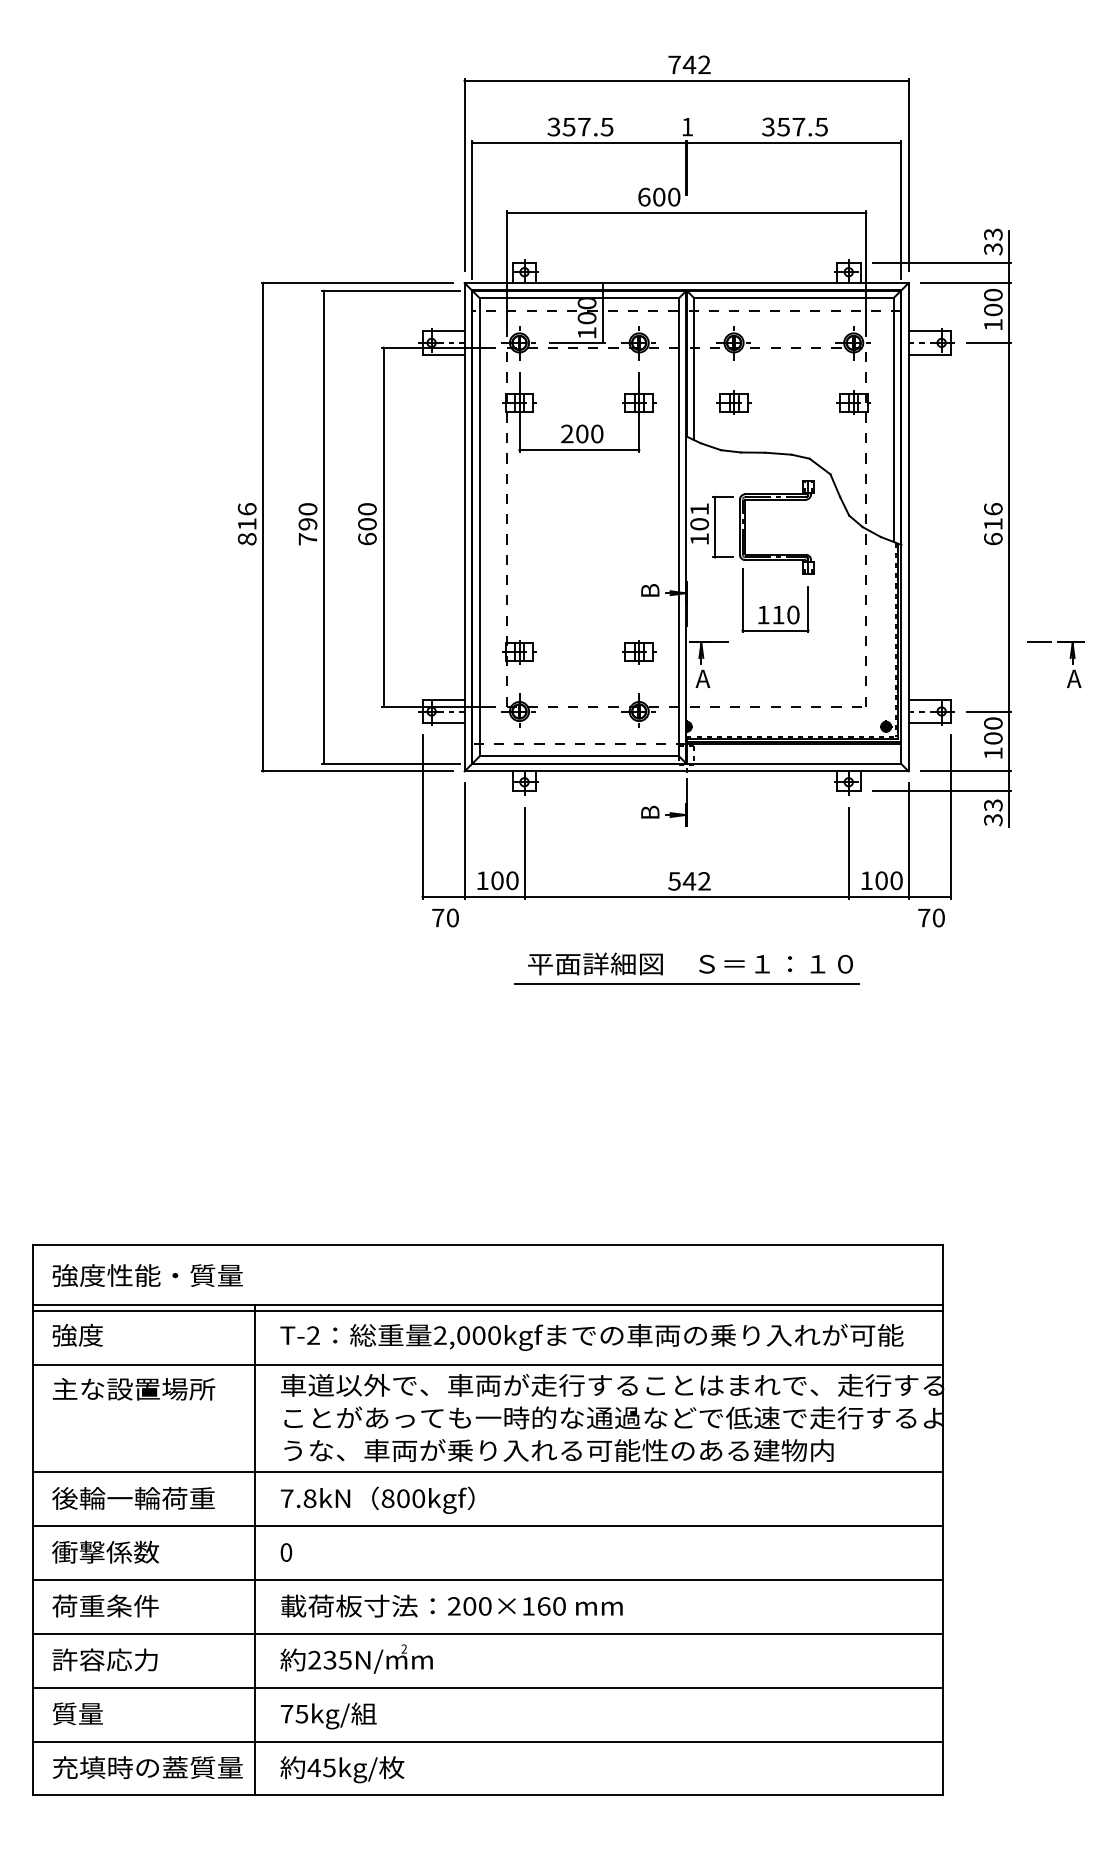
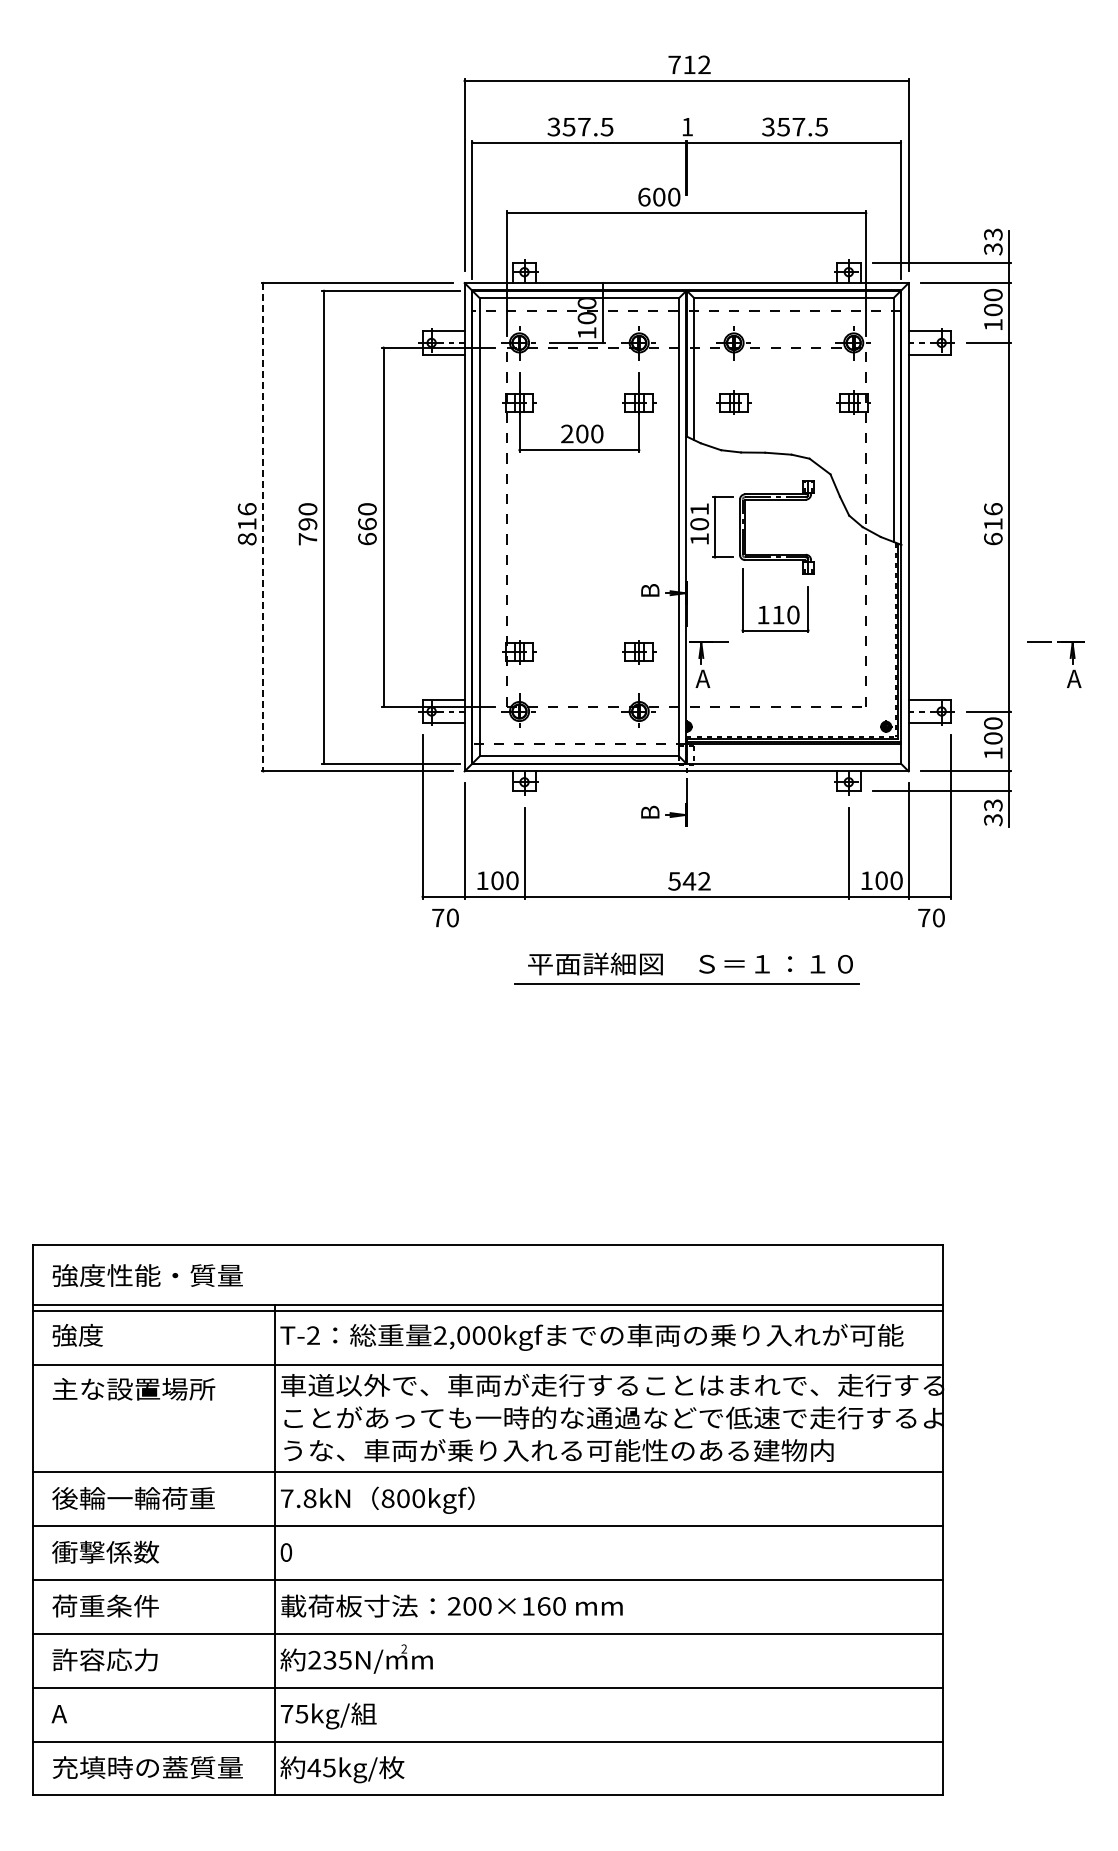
text: 742 -> 712 (689, 64)
text: 600 -> 660 (367, 524)
line: solid -> dashed (263, 527)
line position: (254, 1549) -> (274, 1549) (274, 1549)
text: 質量 -> A (76, 1713)
